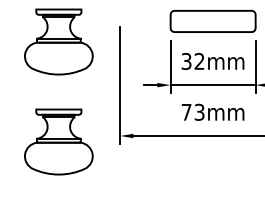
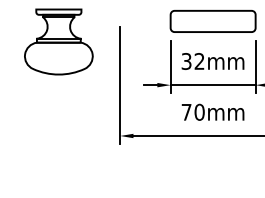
text: 73mm -> 70mm (199, 111)
part: present -> none (58, 141)
